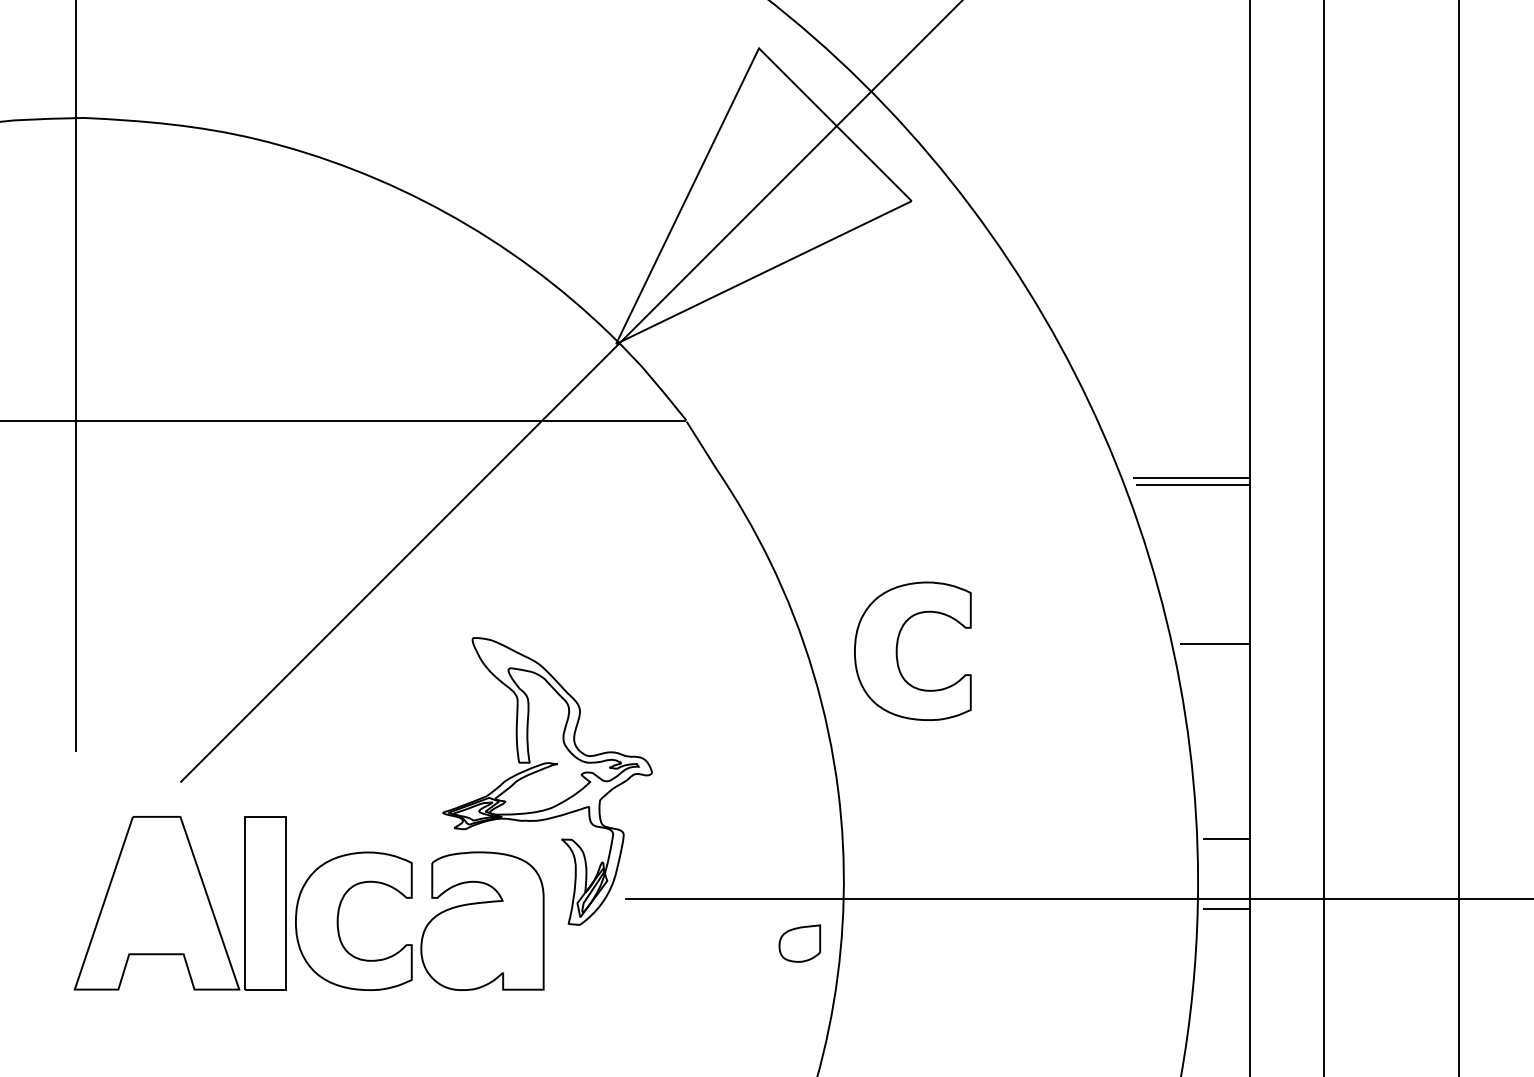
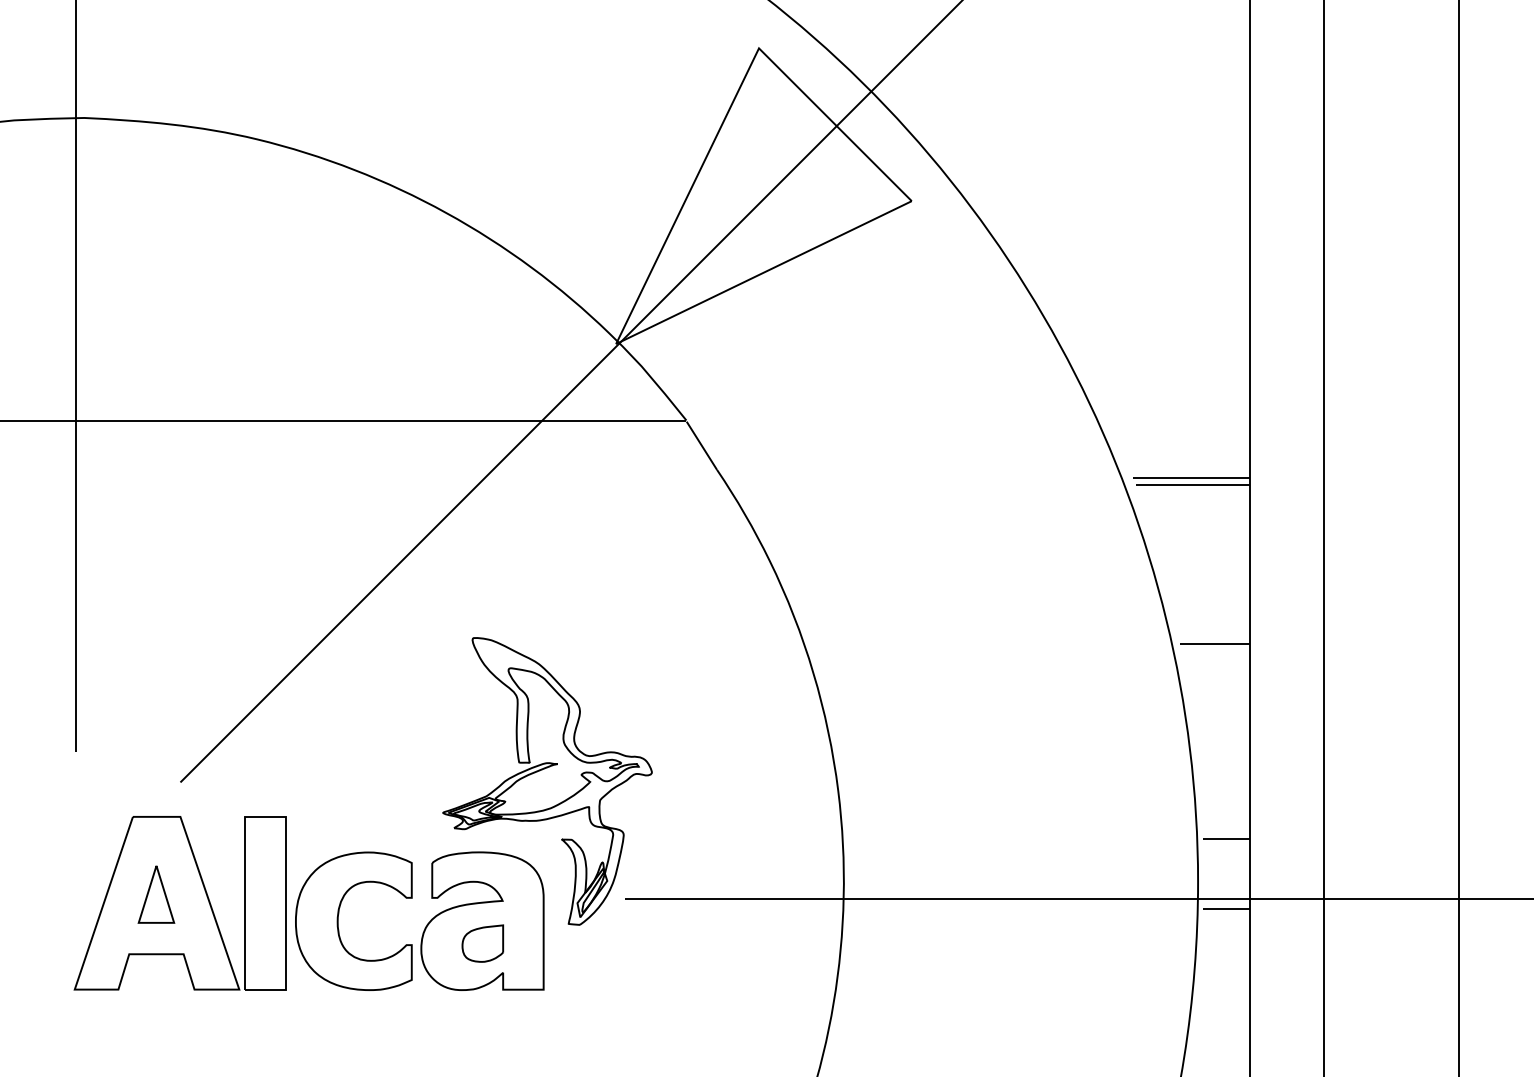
part: present -> none (897, 650)
part: none -> present (156, 894)
part position: (799, 943) -> (482, 943) (482, 943)
